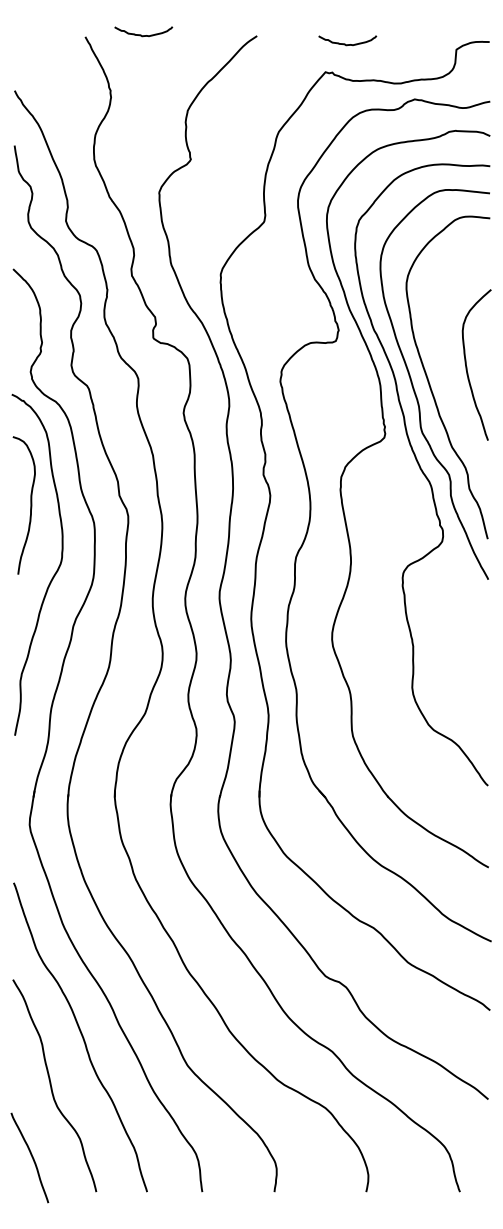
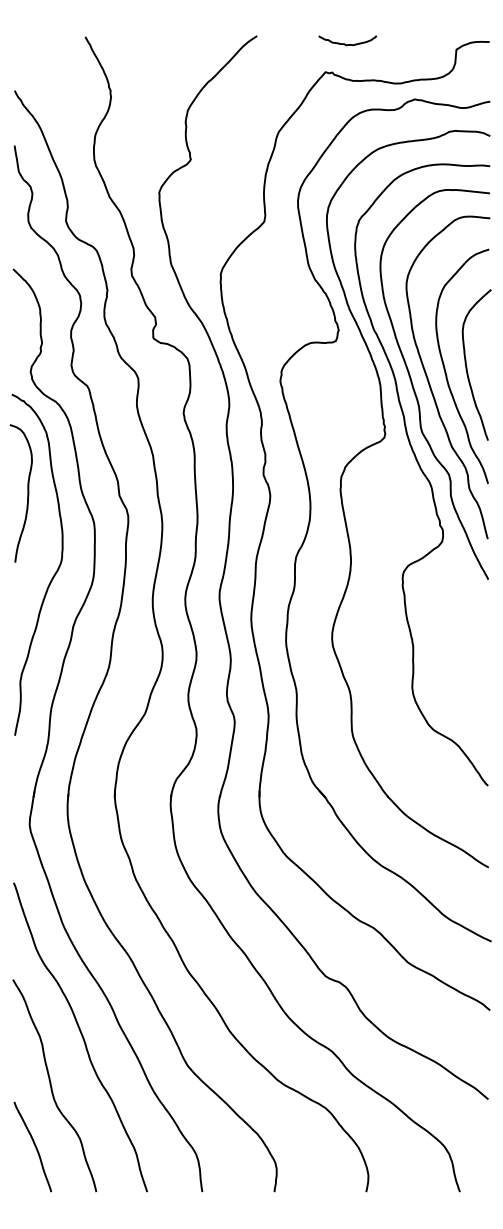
curve: present -> none (141, 34)
curve: none -> present (446, 371)
curve position: (30, 505) -> (27, 493) (27, 493)
curve position: (31, 1157) -> (34, 1146) (34, 1146)
